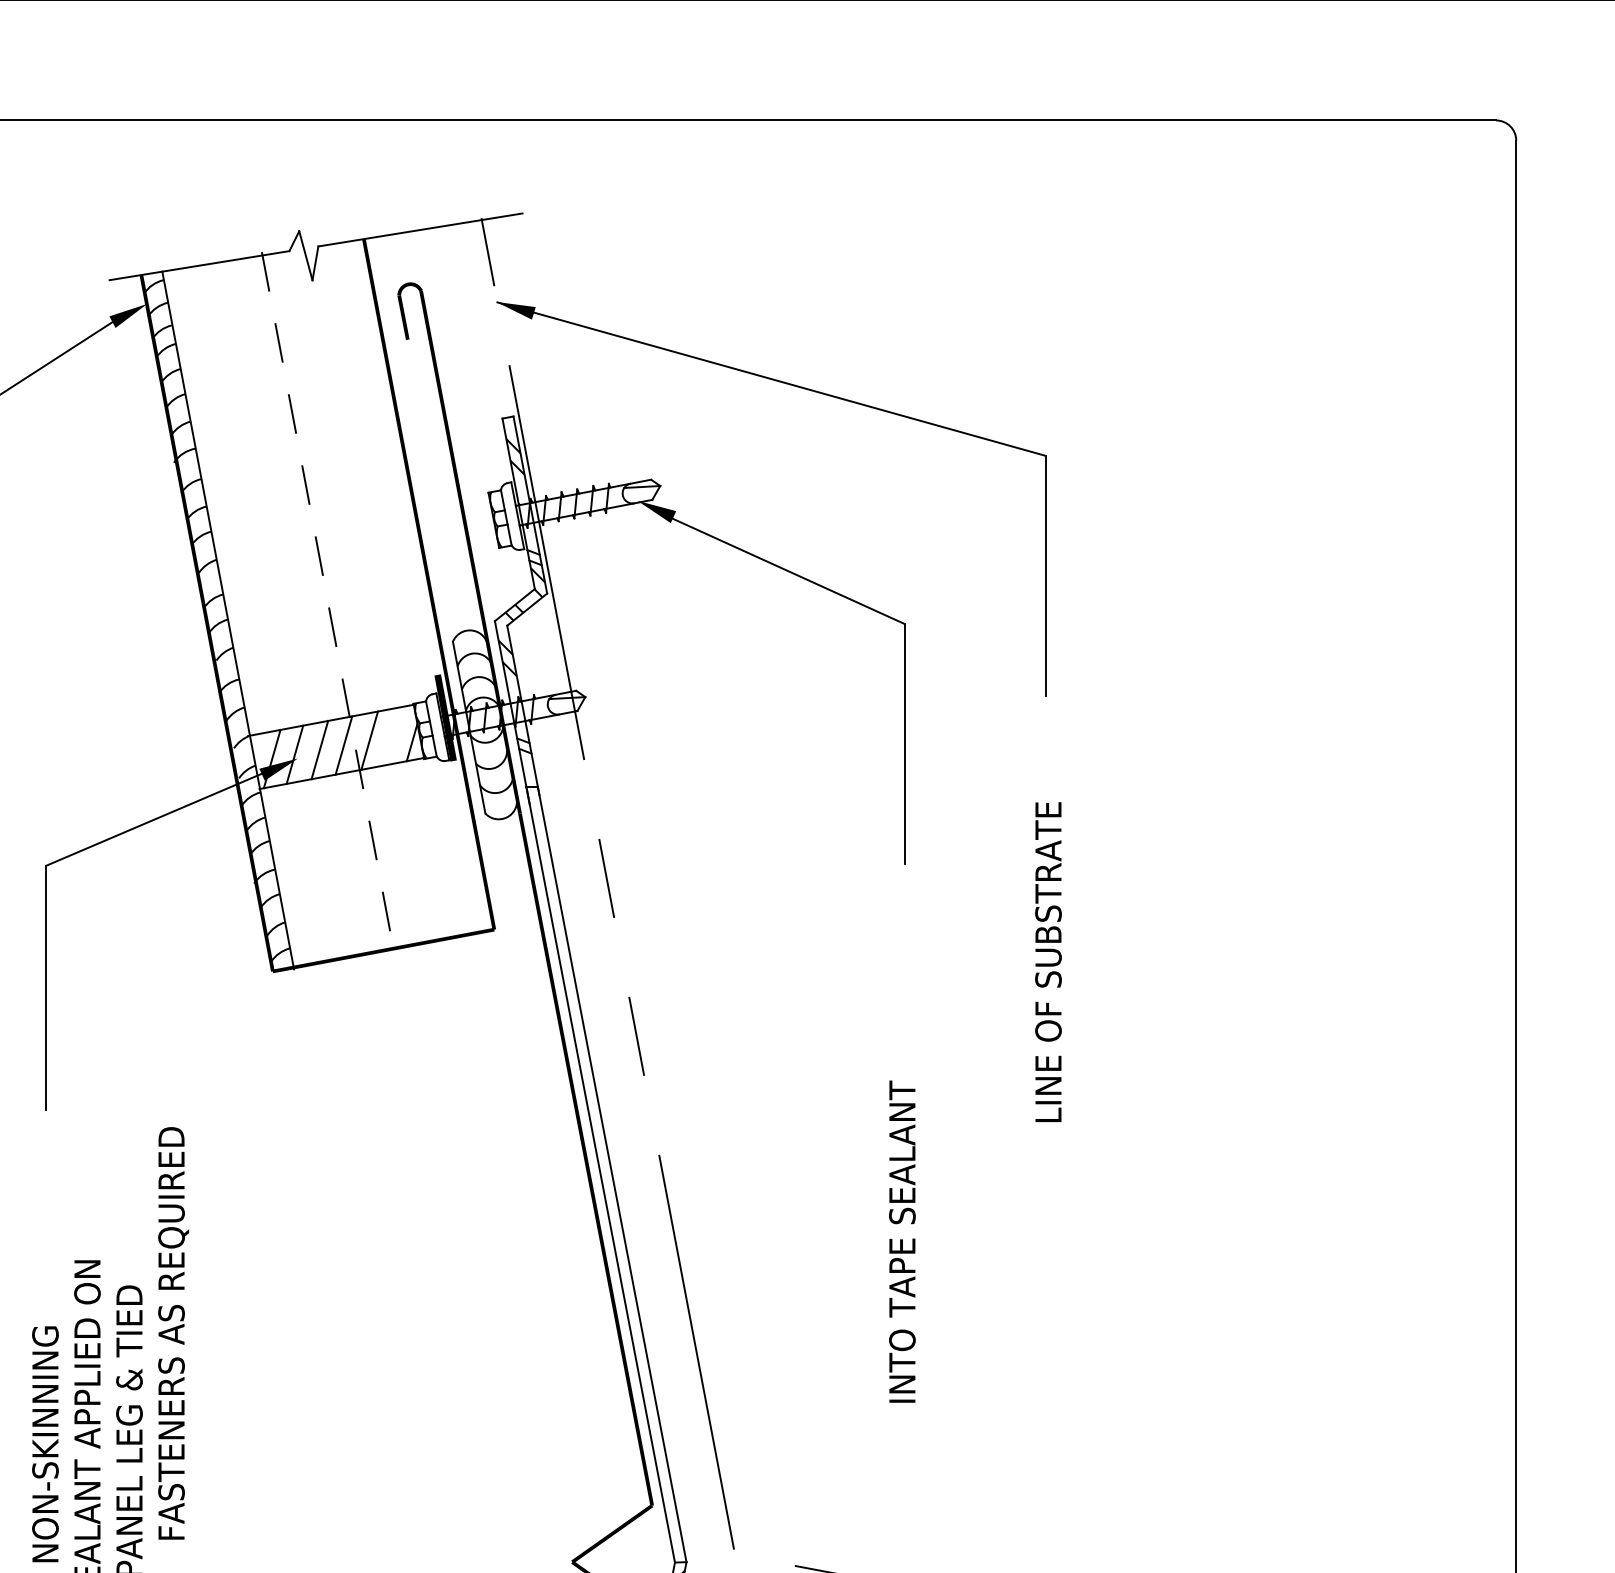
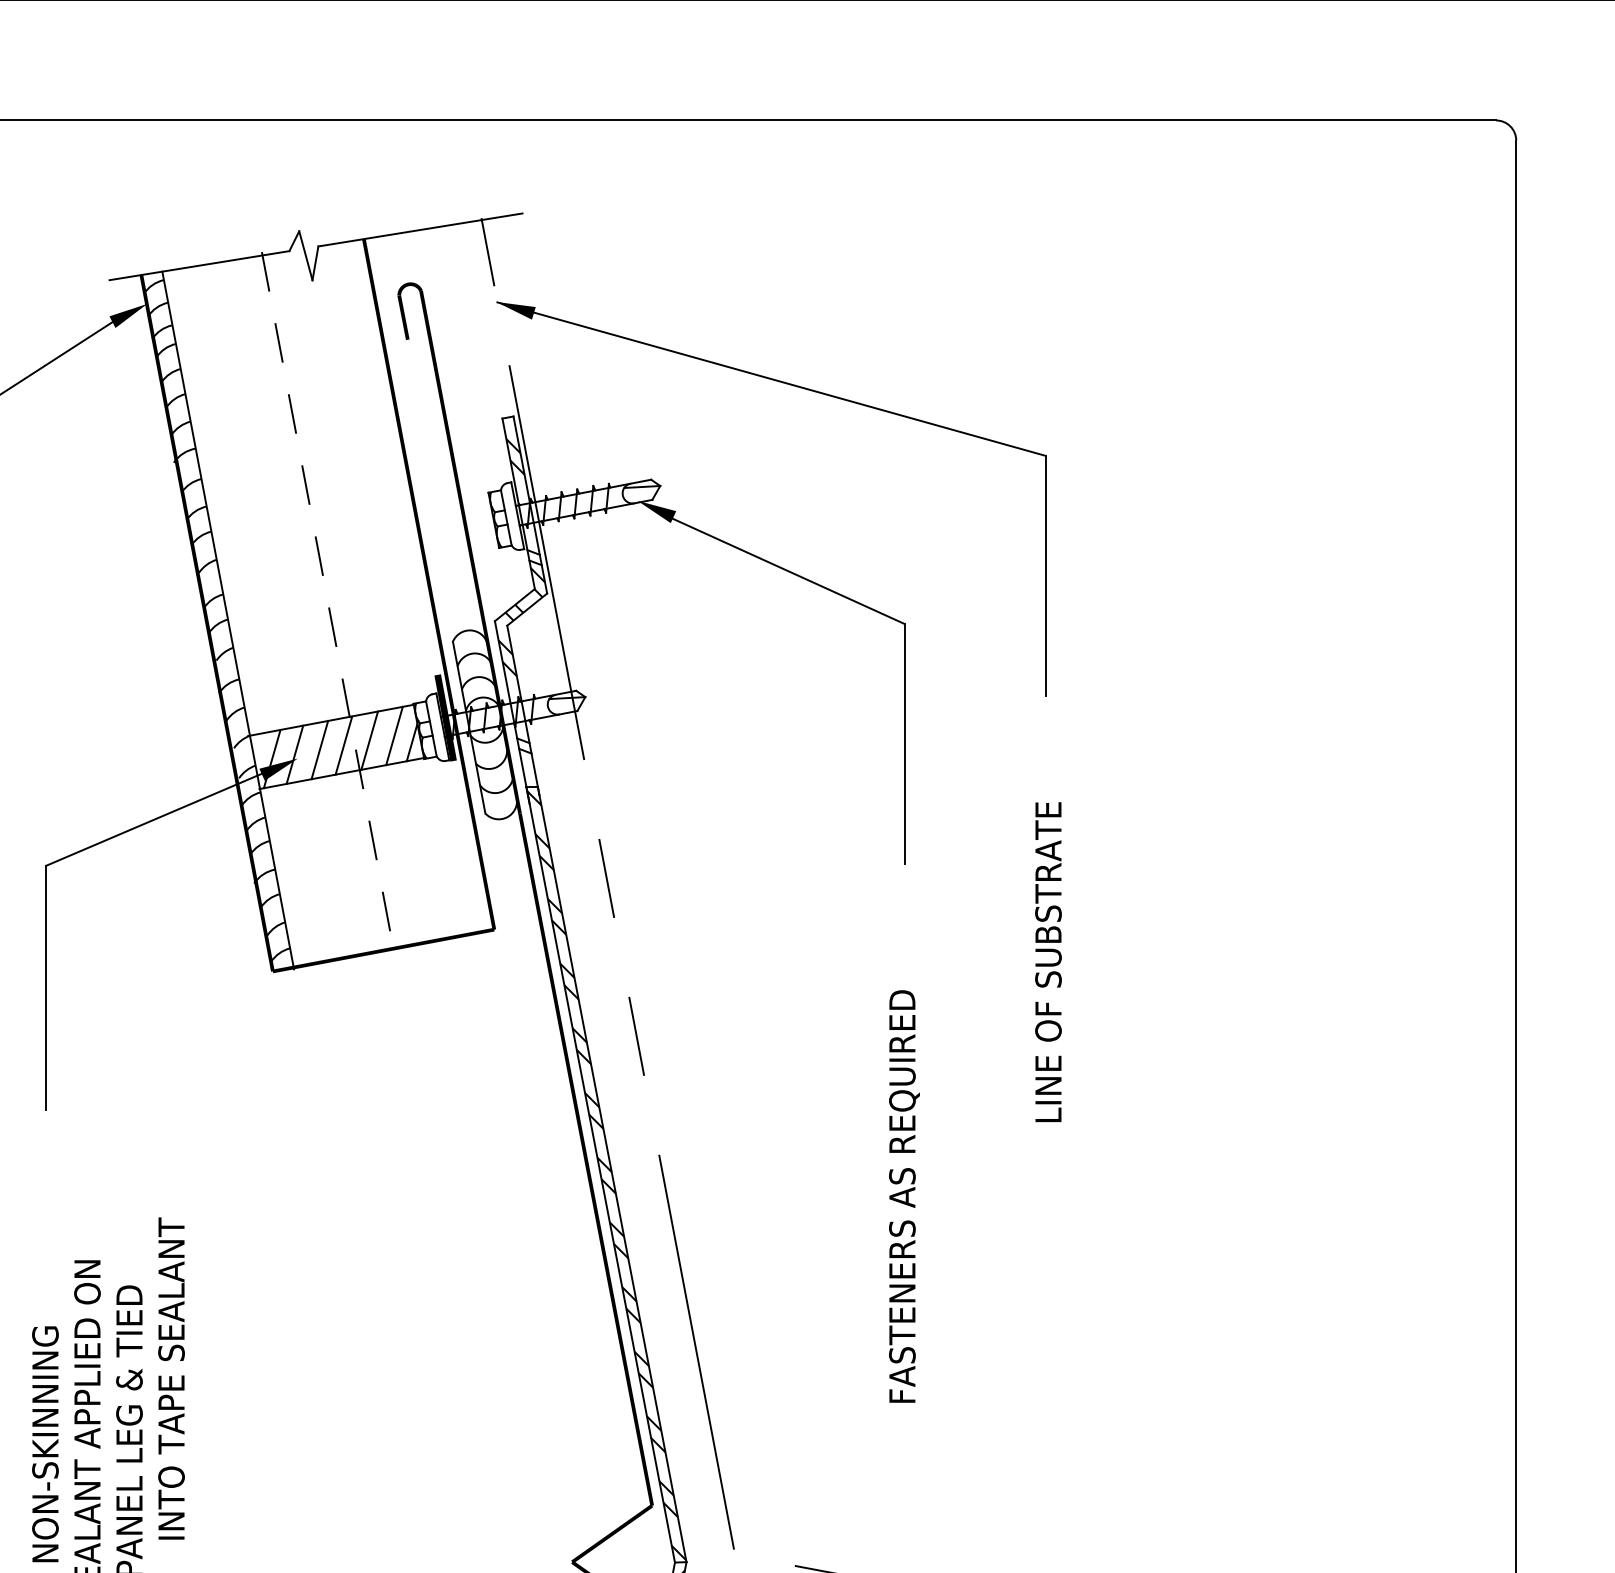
line: none -> present (394, 735)
hatch: none -> present (606, 1175)
text: INTO TAPE SEALANT -> FASTENERS AS REQUIRED (904, 1194)
text: FASTENERS AS REQUIRED -> INTO TAPE SEALANT (173, 1331)
